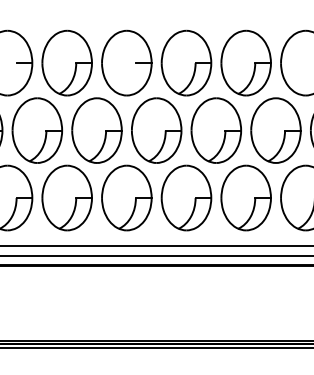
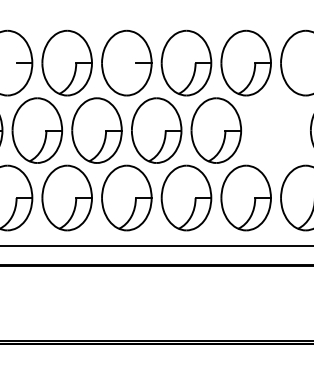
part: present -> none (275, 130)
line: present -> none (156, 256)
line: present -> none (156, 347)
